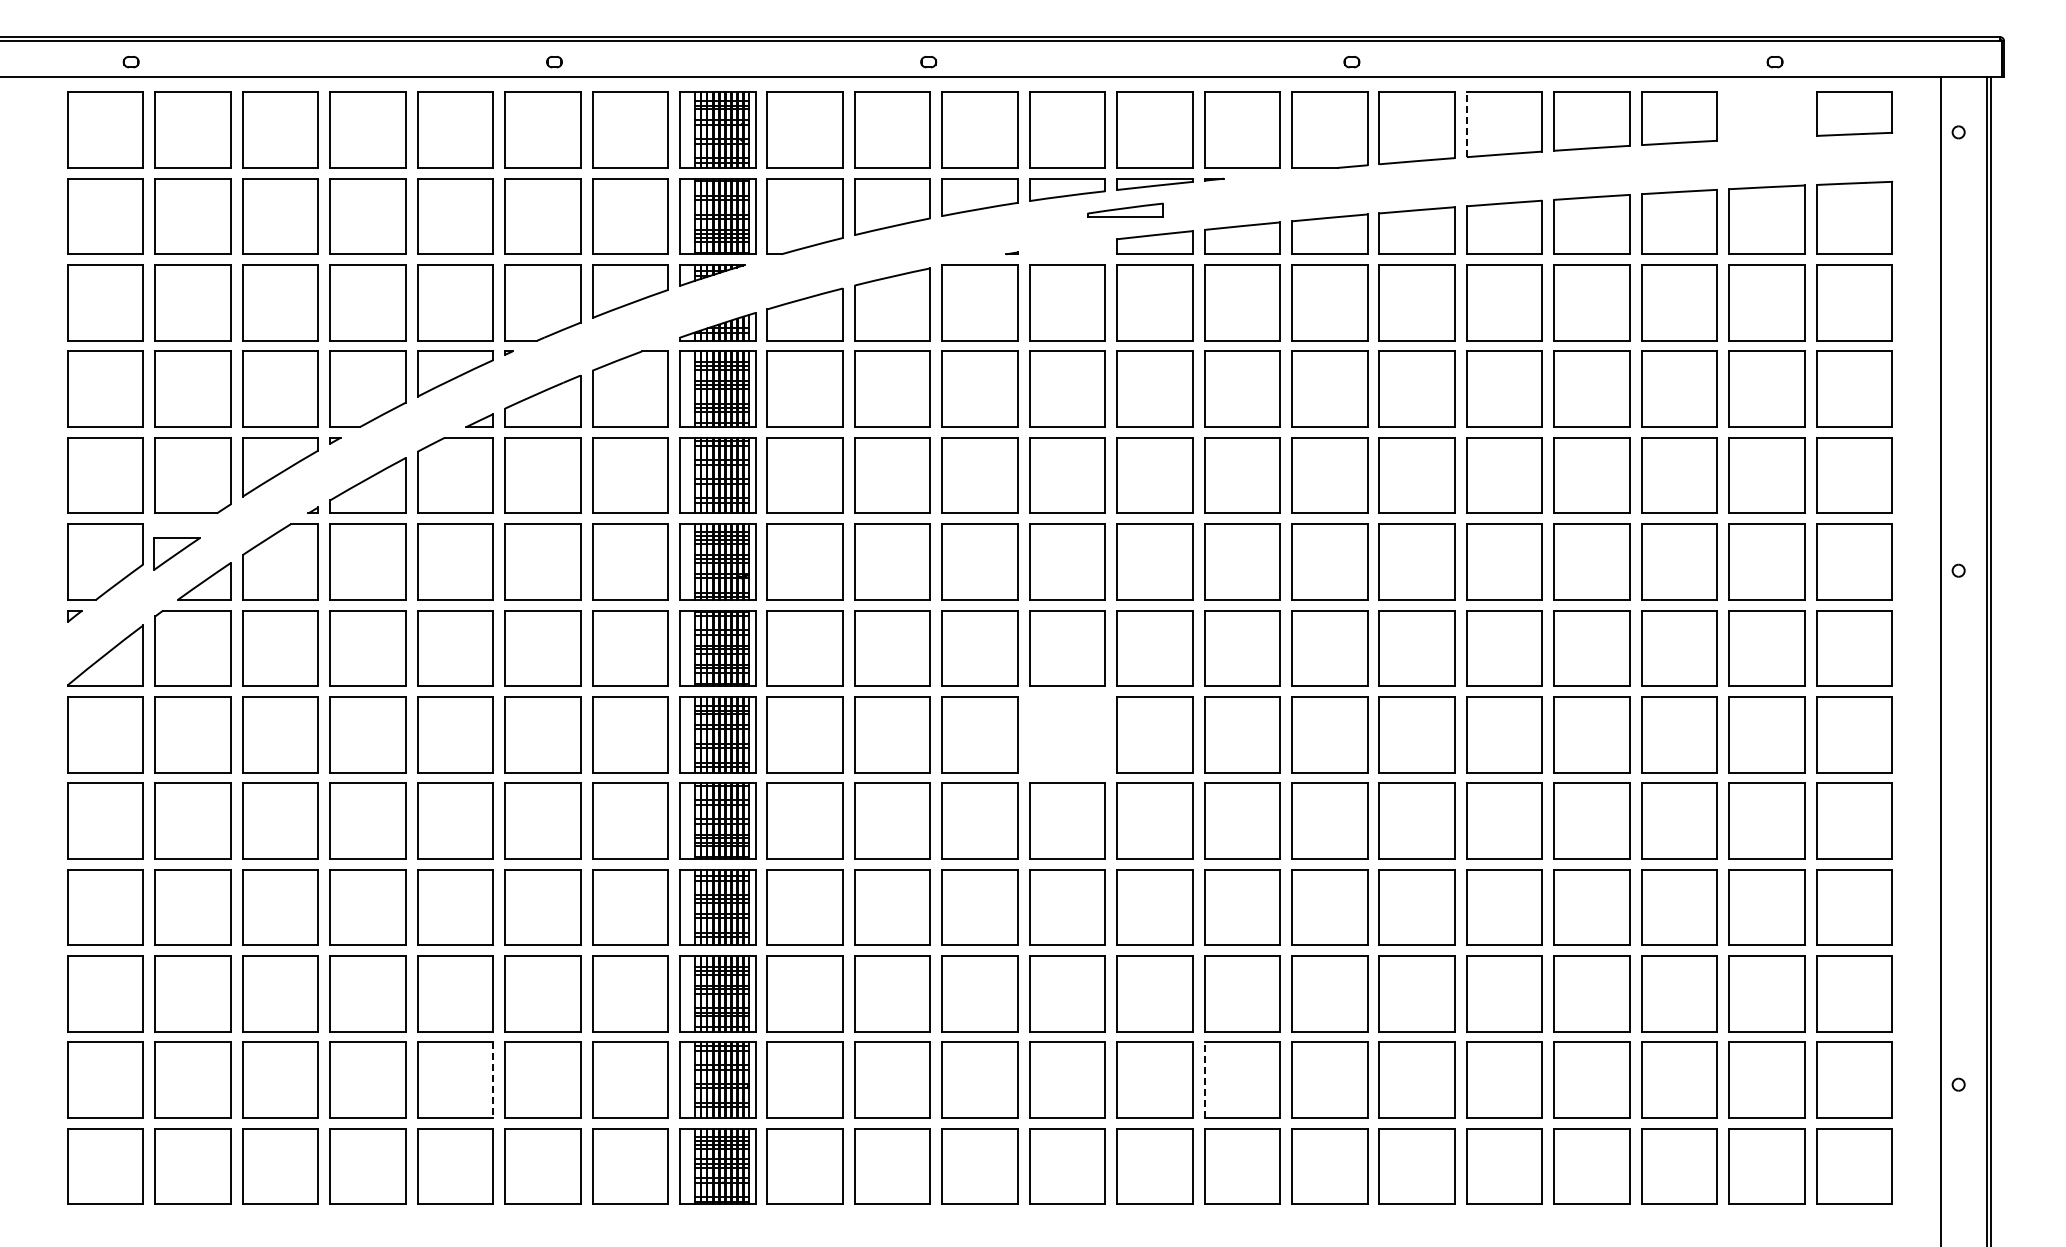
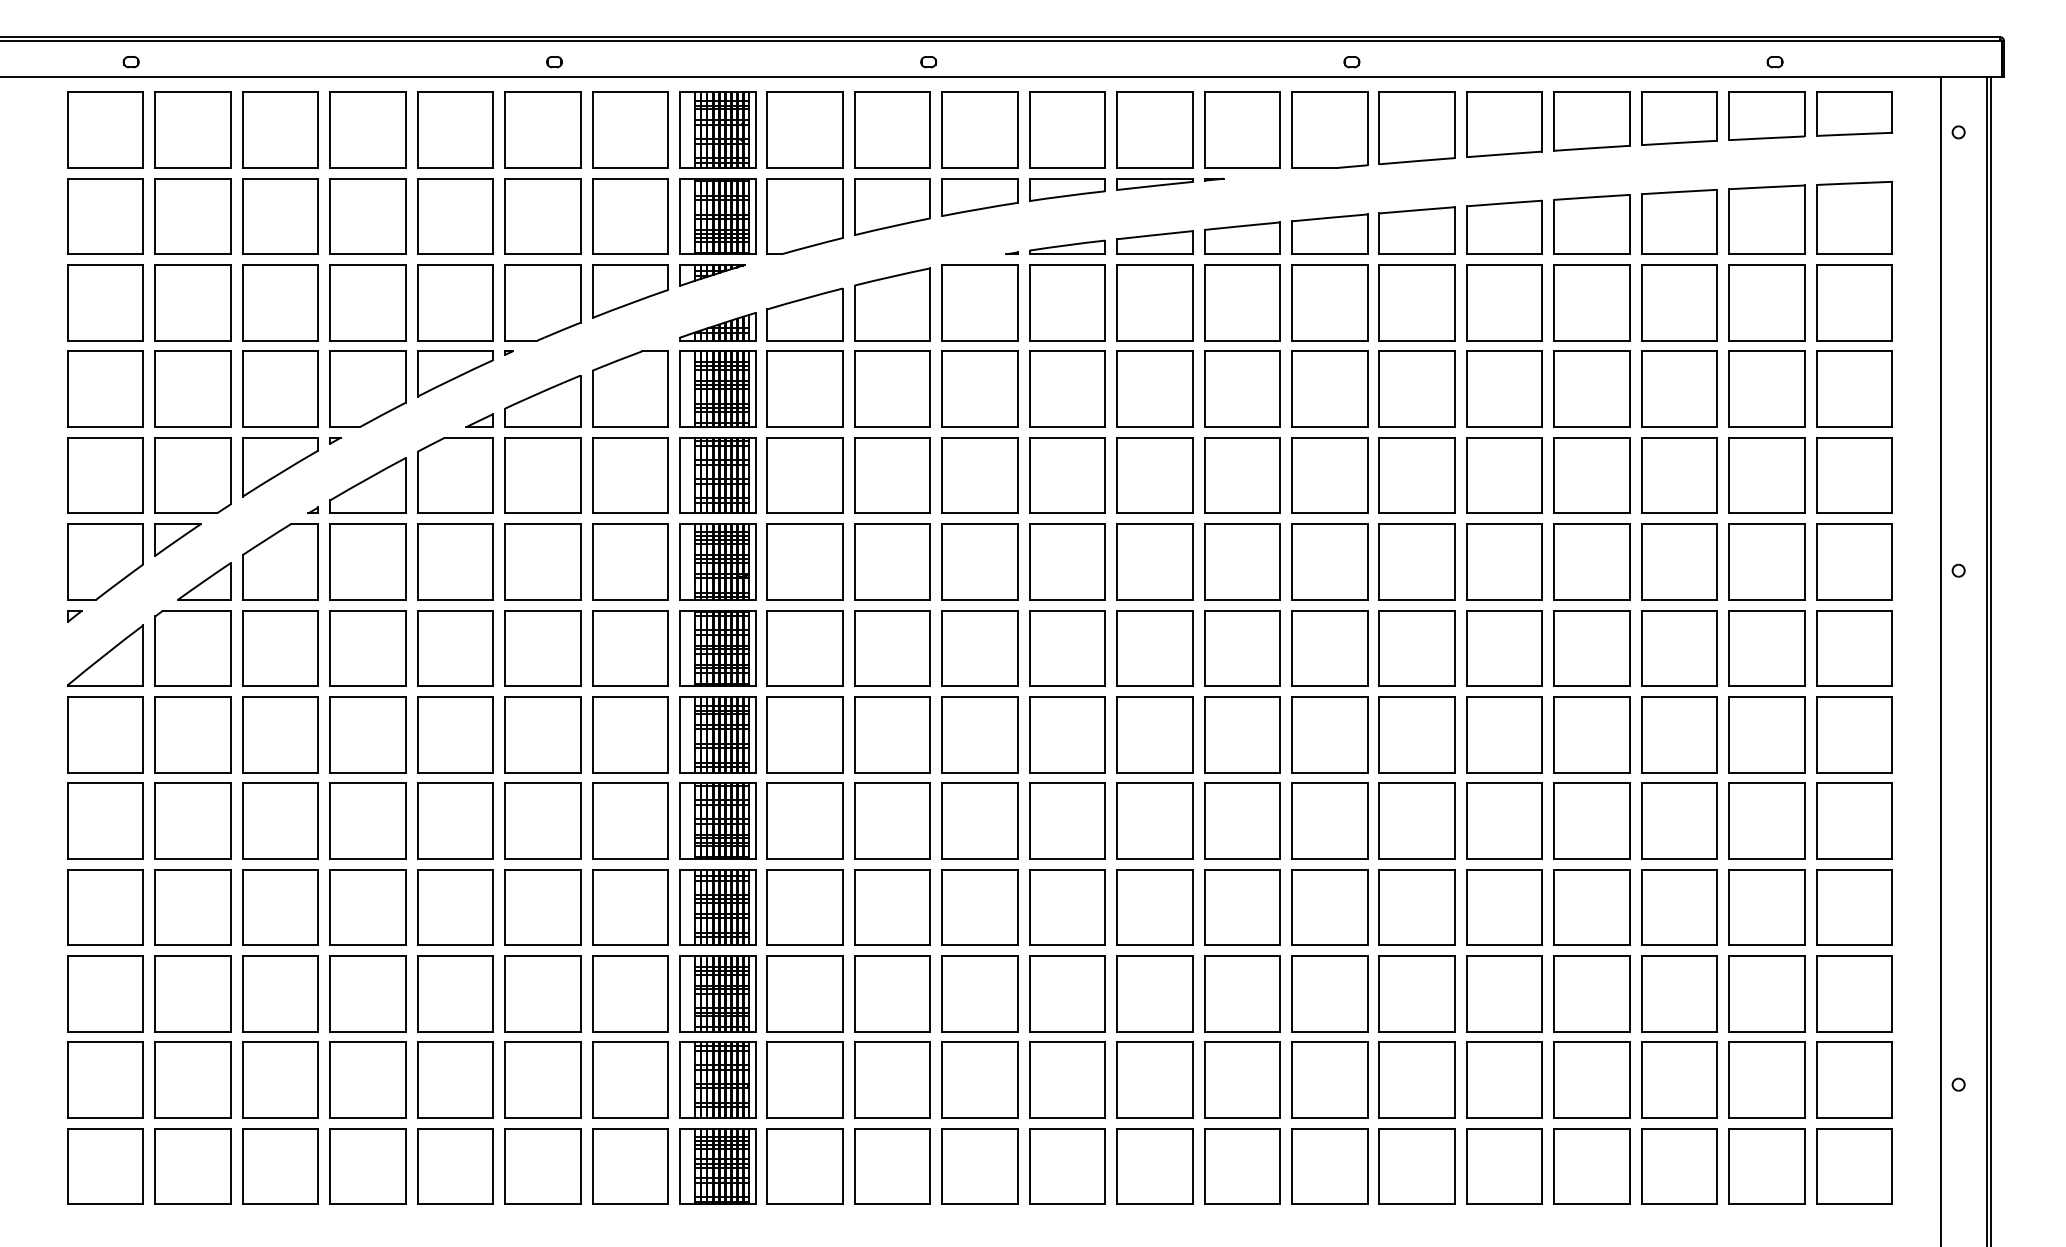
part: none -> present (1766, 115)
line: dashed -> solid (1466, 124)
part position: (1125, 209) -> (1067, 246) (1067, 246)
part position: (176, 553) -> (177, 539) (177, 539)
part: none -> present (1067, 734)
line: dashed -> solid (493, 1080)
line: dashed -> solid (1204, 1080)
